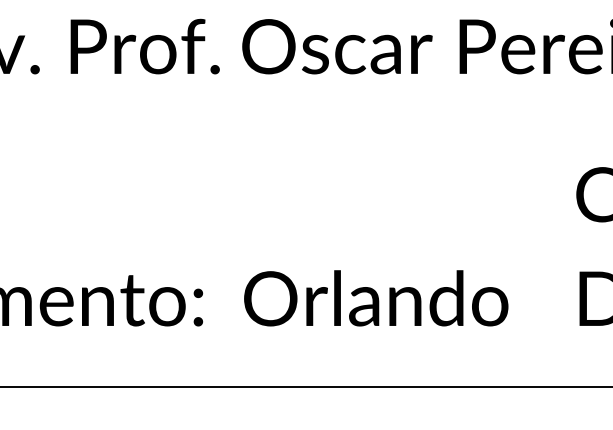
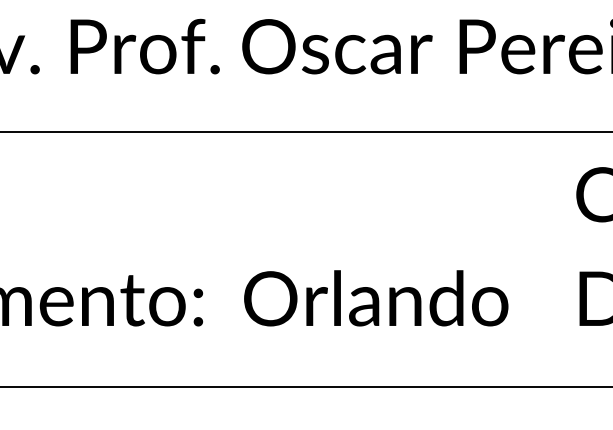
line: none -> present (305, 132)
